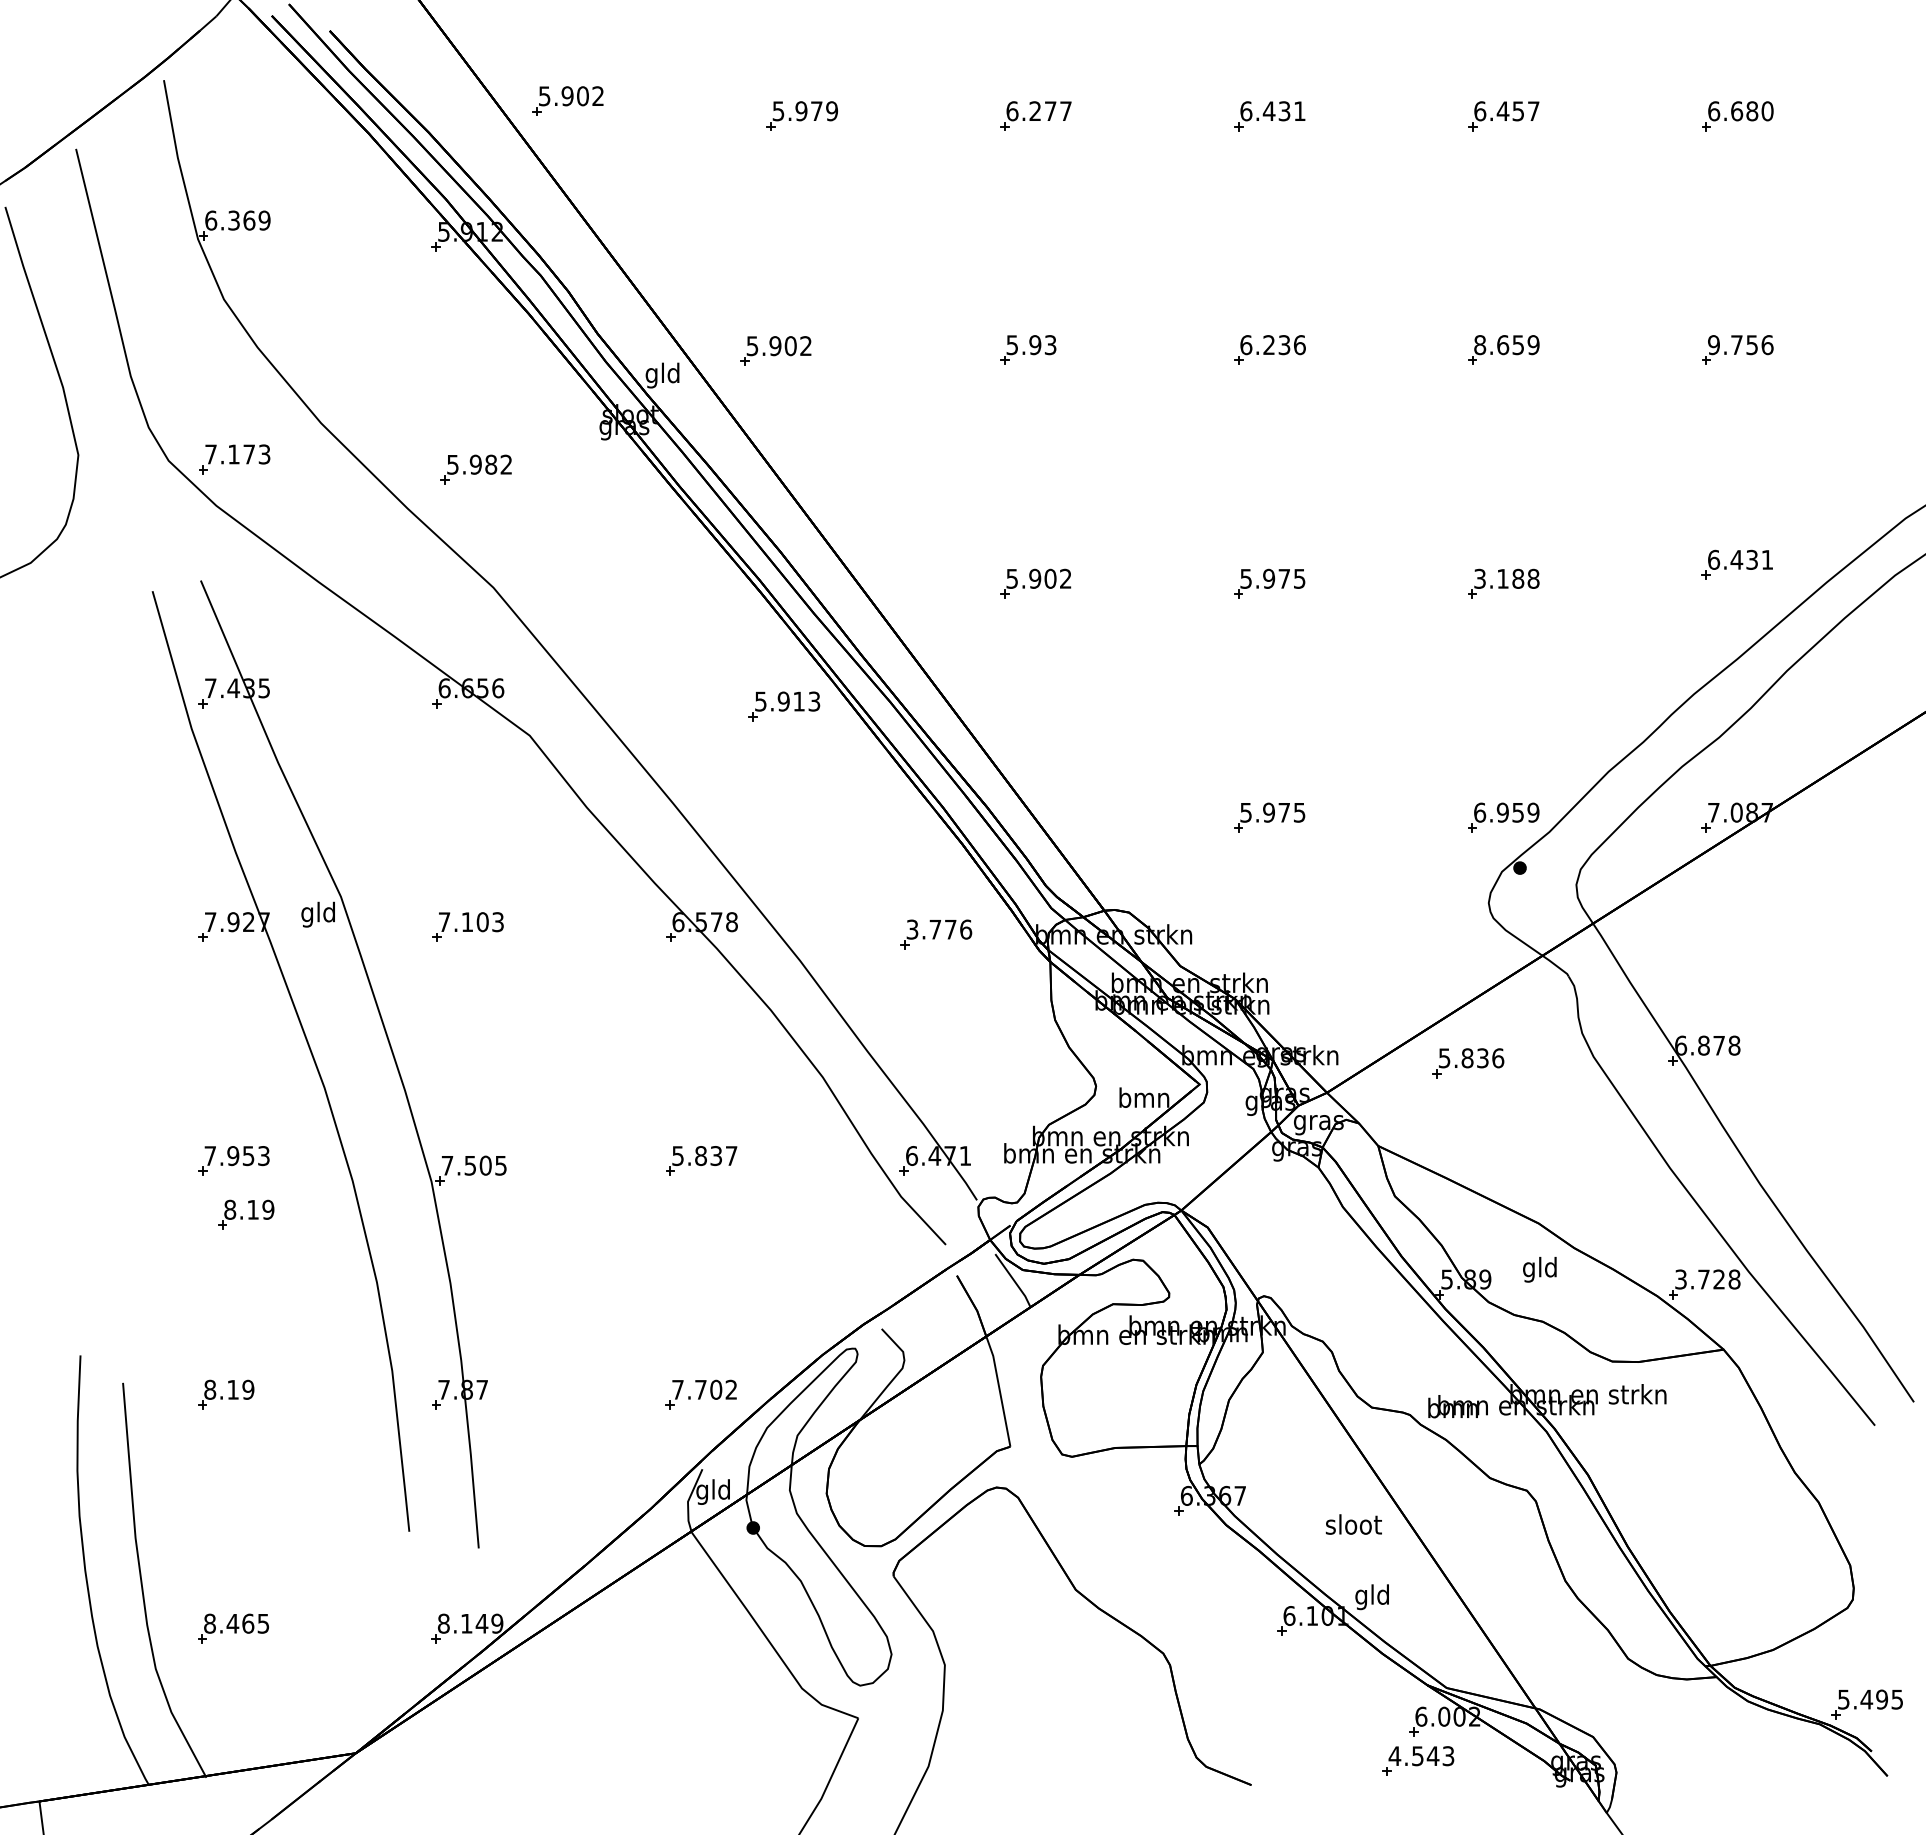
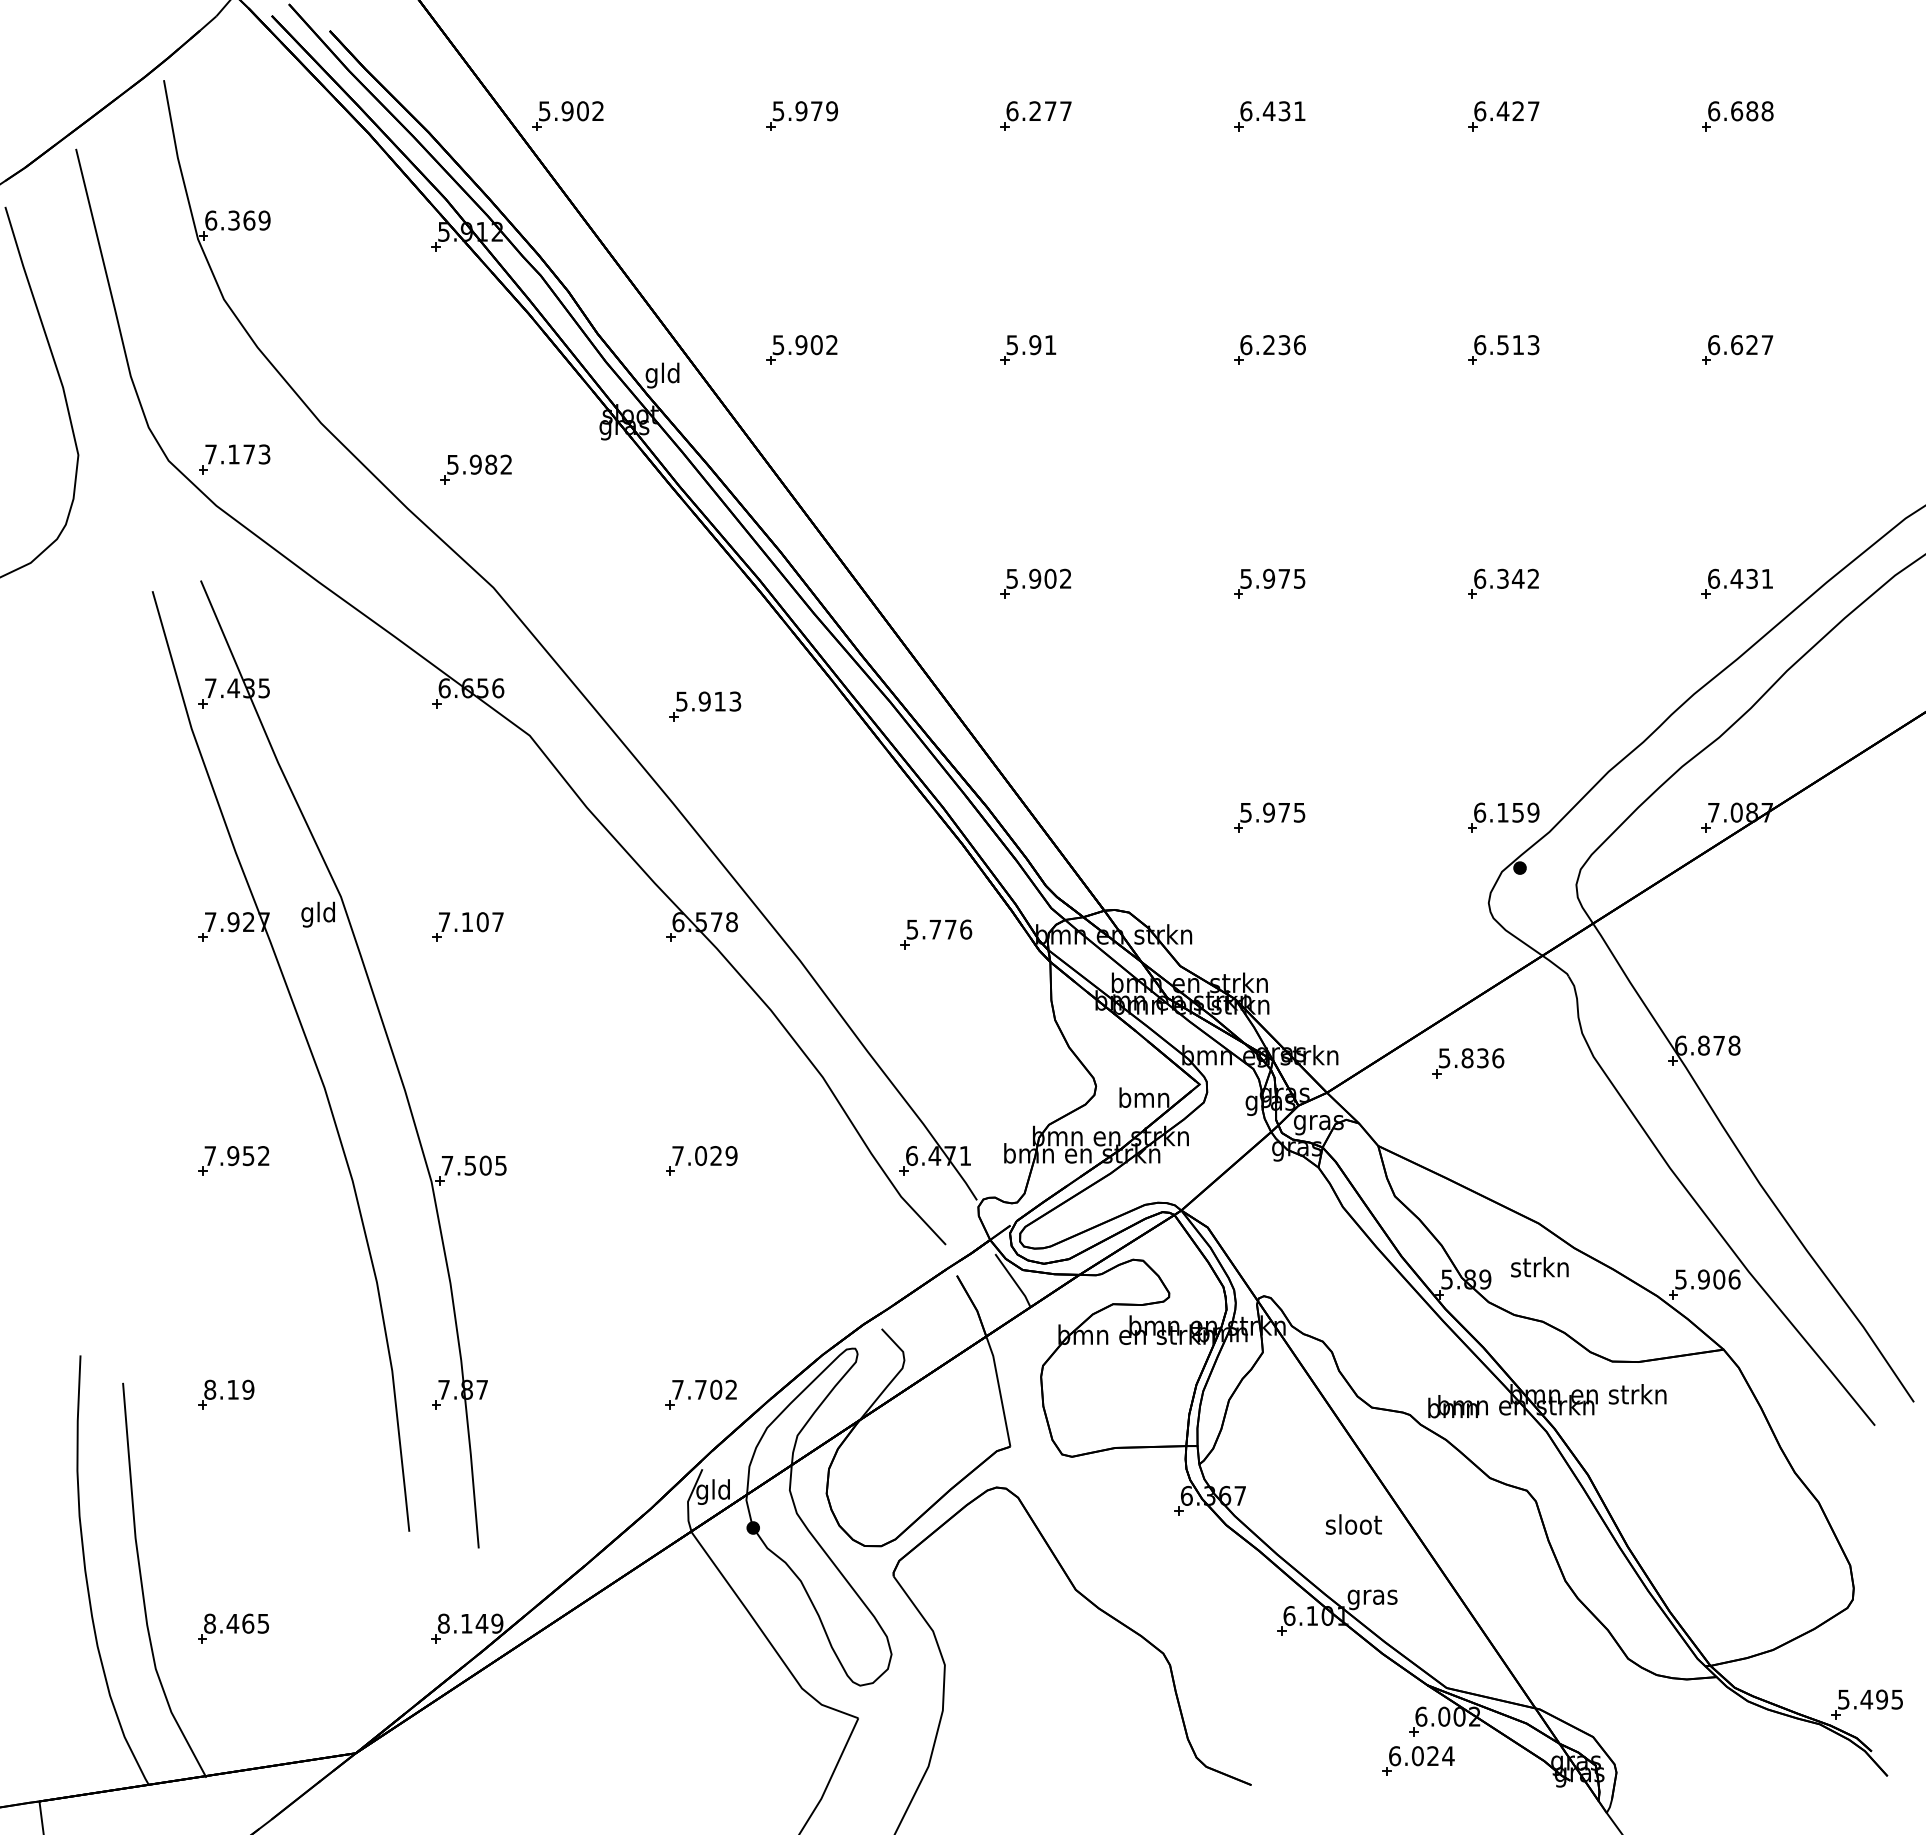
part position: (567, 100) -> (567, 115) (567, 115)
text: 6.457 -> 6.427 (1517, 111)
text: 6.680 -> 6.688 (1767, 111)
text: 5.93 -> 5.91 (1050, 345)
text: 8.659 -> 6.513 (1506, 345)
text: 9.756 -> 6.627 (1740, 345)
part position: (775, 350) -> (801, 349) (801, 349)
part position: (1736, 564) -> (1736, 583) (1736, 583)
text: 3.188 -> 6.342 (1506, 578)
part position: (784, 706) -> (705, 706) (705, 706)
text: 6.959 -> 6.159 (1502, 812)
text: 7.103 -> 7.107 (497, 922)
text: 3.776 -> 5.776 (912, 928)
text: 7.953 -> 7.952 (263, 1156)
text: 5.837 -> 7.029 (704, 1156)
part: present -> none (246, 1214)
text: gld -> strkn (1539, 1269)
text: 3.728 -> 5.906 (1707, 1279)
text: gld -> gras (1372, 1597)
text: 4.543 -> 6.024 (1421, 1756)
